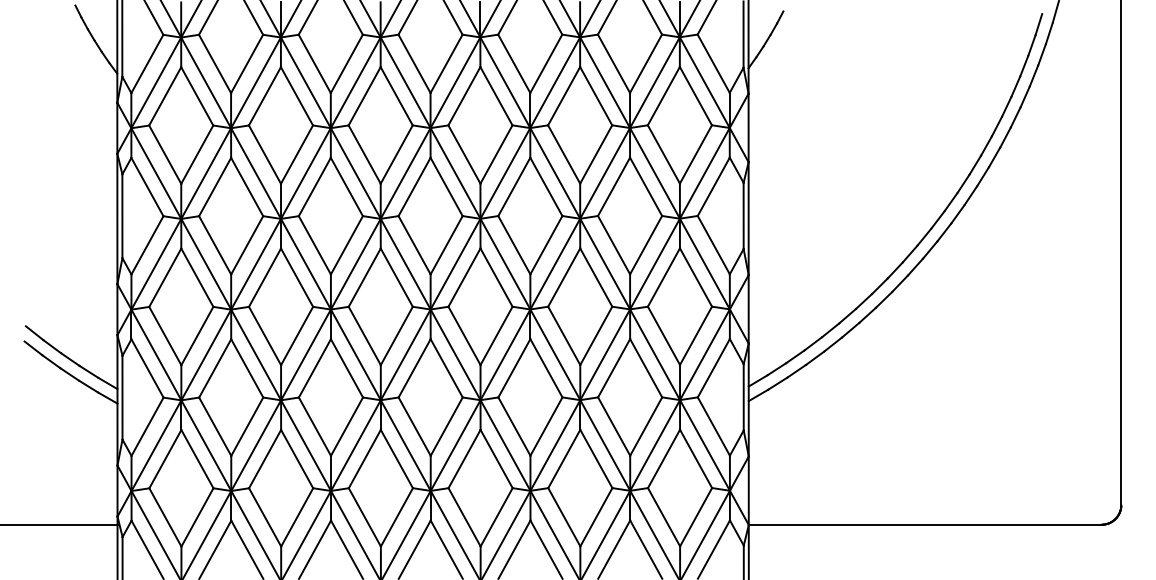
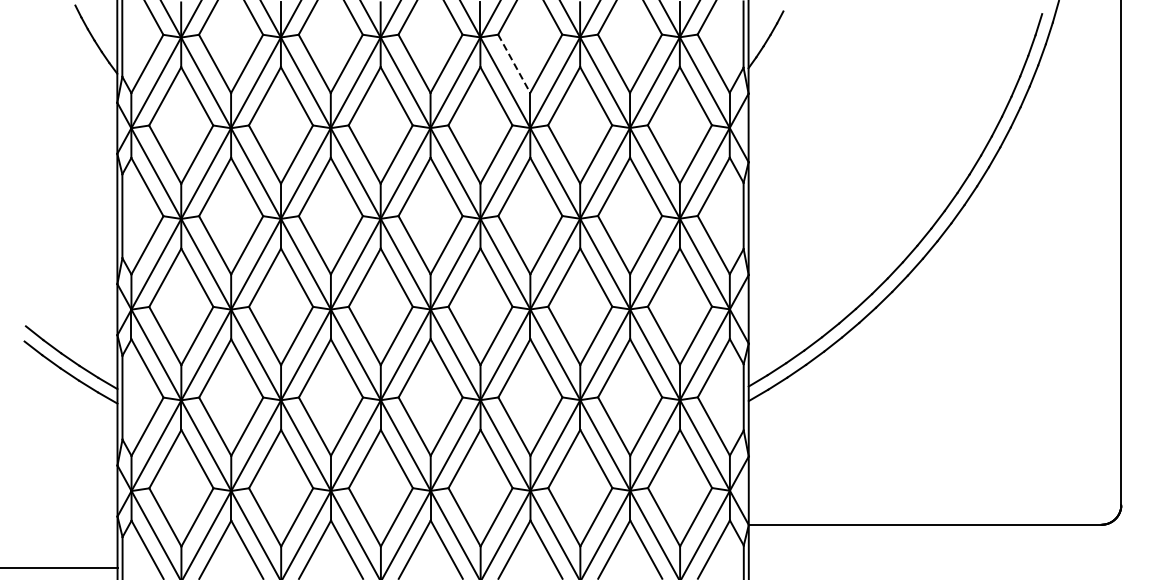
line: solid -> dashed (514, 64)
line position: (59, 524) -> (59, 567) (59, 567)
